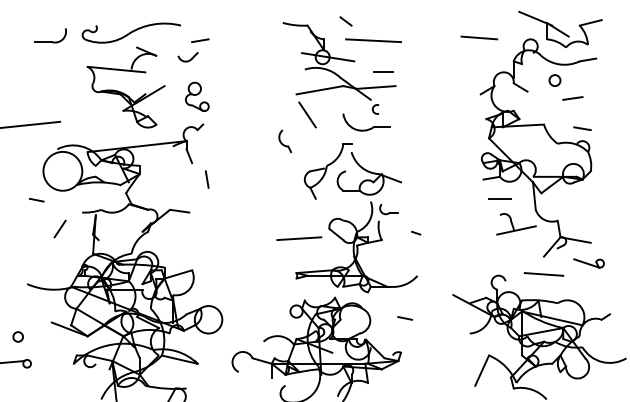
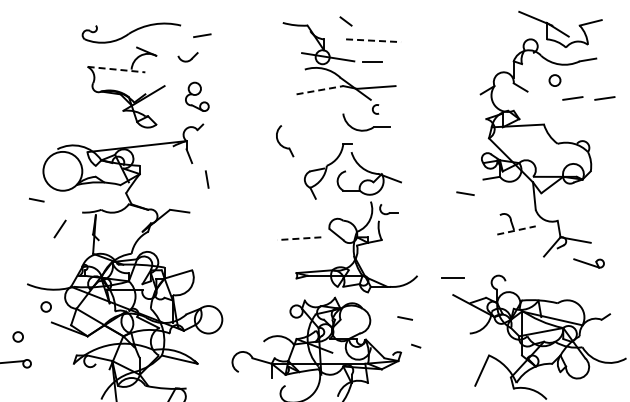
part: present -> none (50, 35)
line: present -> none (479, 37)
line position: (200, 40) -> (202, 35) (202, 35)
line: solid -> dashed (373, 40)
line: solid -> dashed (116, 69)
line position: (383, 71) -> (372, 61) (372, 61)
line: solid -> dashed (319, 90)
line: none -> present (604, 98)
line: present -> none (307, 114)
line: present -> none (31, 124)
line position: (582, 128) -> (465, 193) (465, 193)
part size: 15x25 px -> 19x33 px (285, 141)
line position: (499, 198) -> (452, 277) (452, 277)
line: solid -> dashed (516, 230)
line position: (416, 232) -> (416, 345) (416, 345)
line: solid -> dashed (298, 238)
line: present -> none (543, 274)
circle: none -> present (45, 306)
